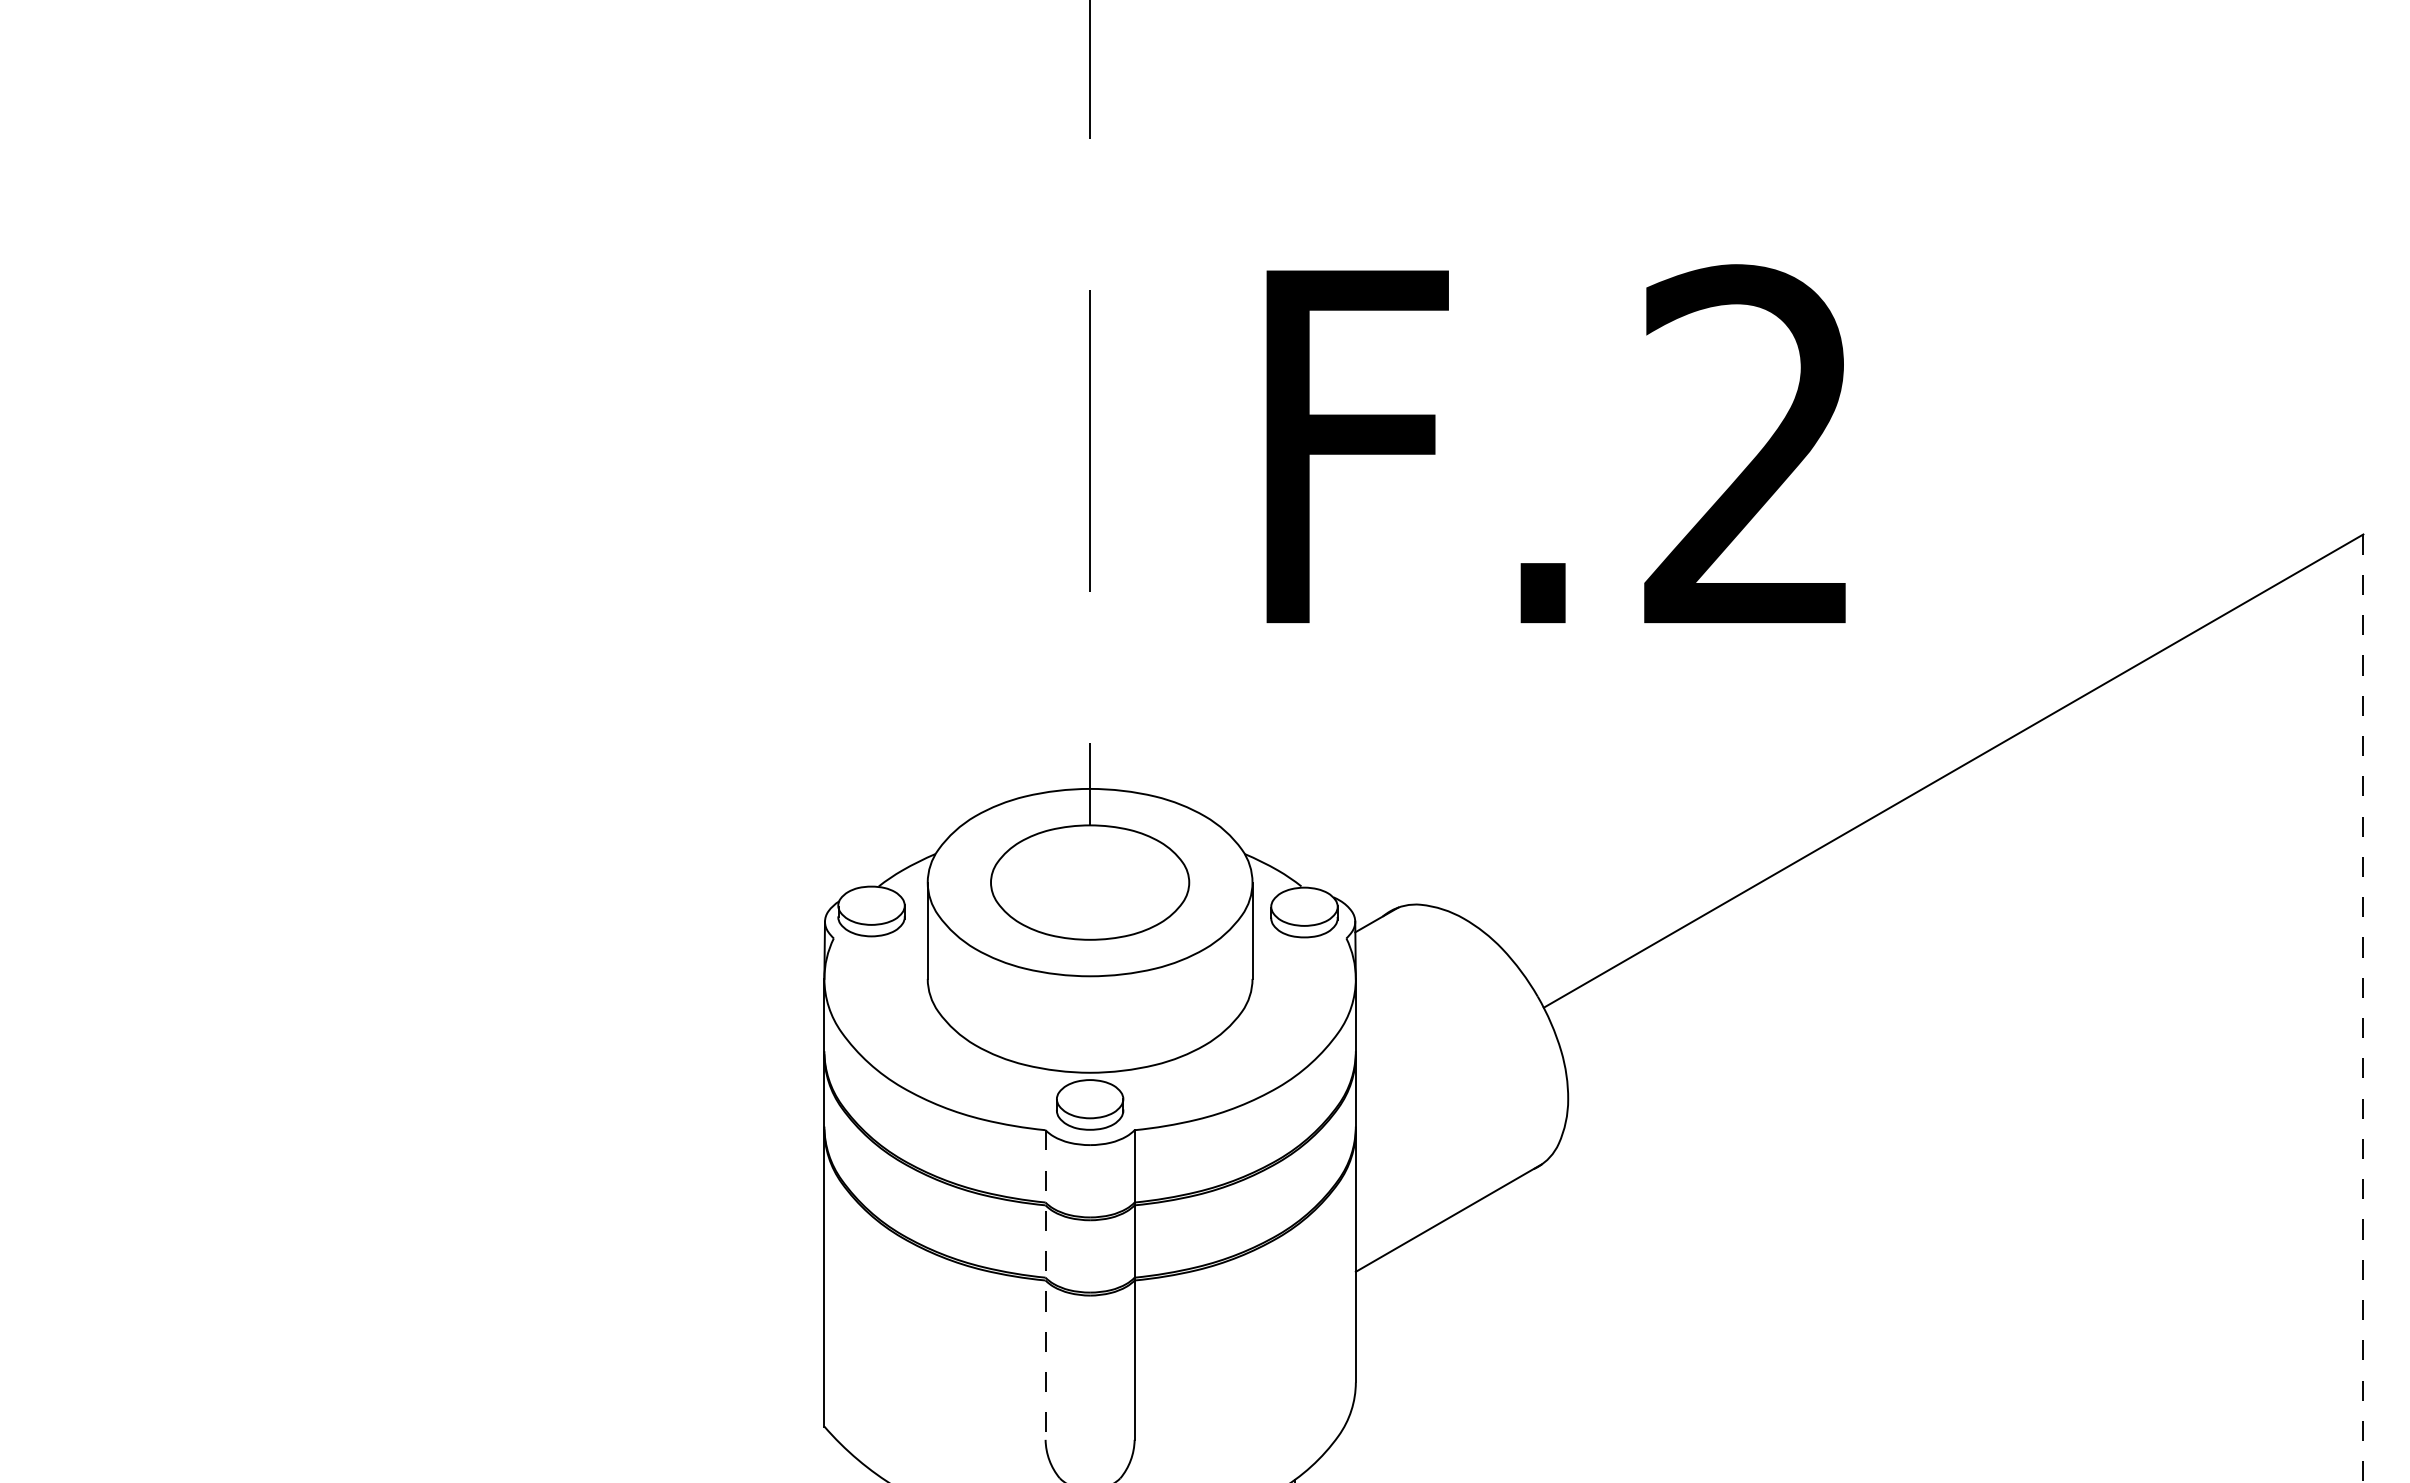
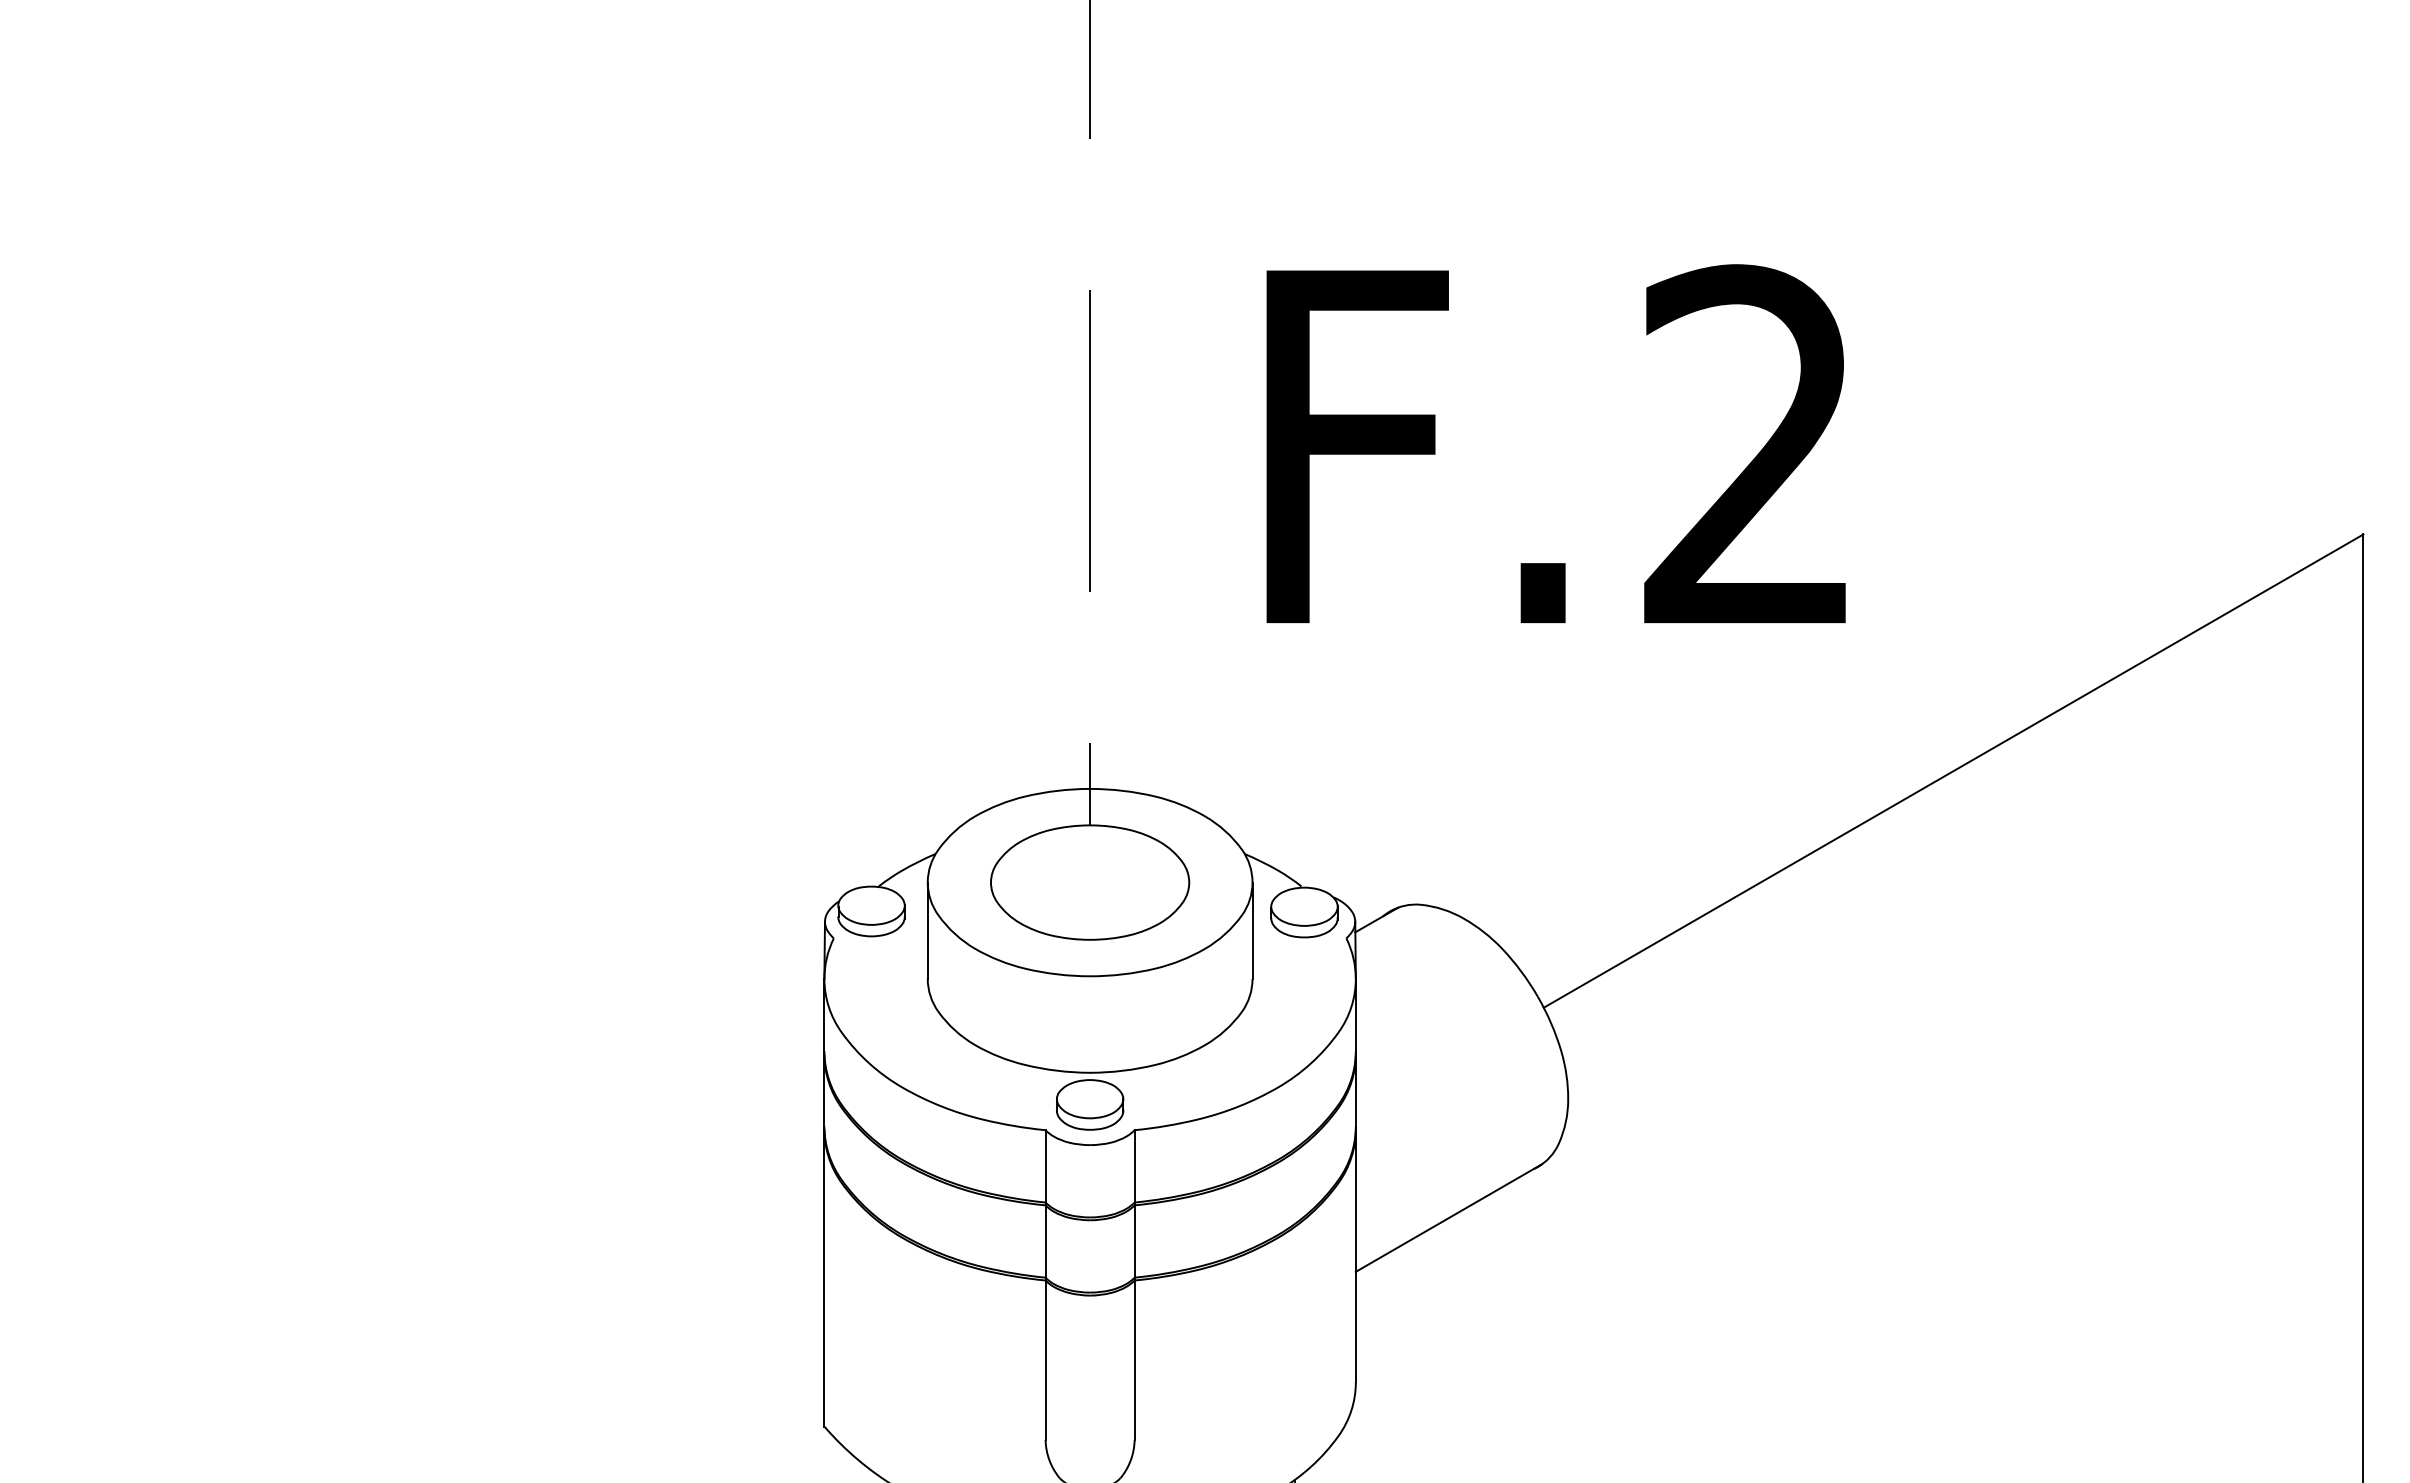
line: dashed -> solid (2363, 1008)
line: dashed -> solid (1045, 1285)
